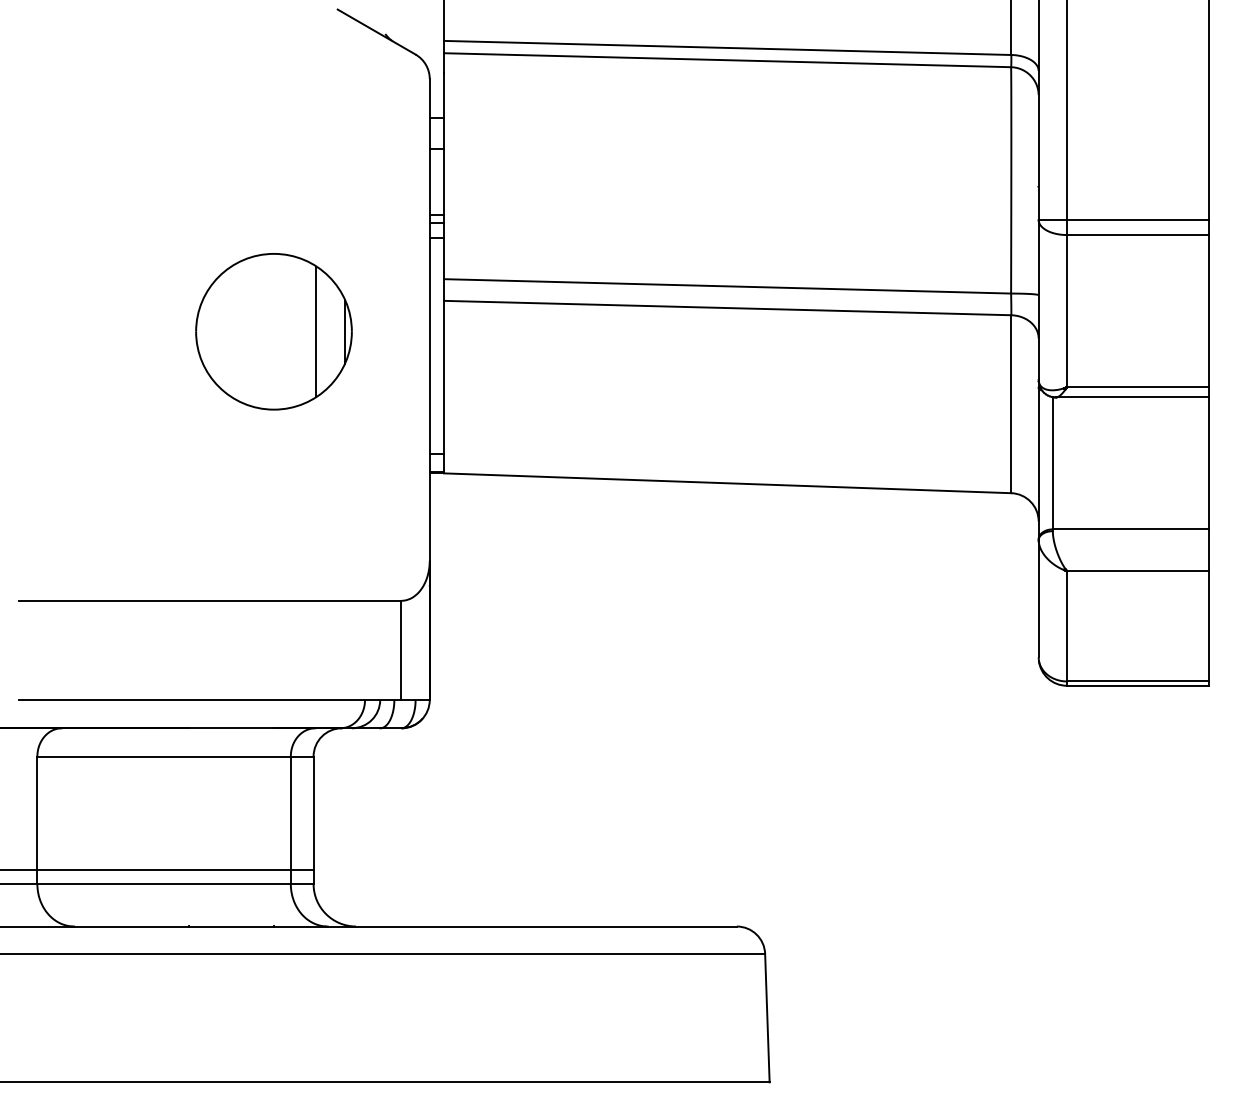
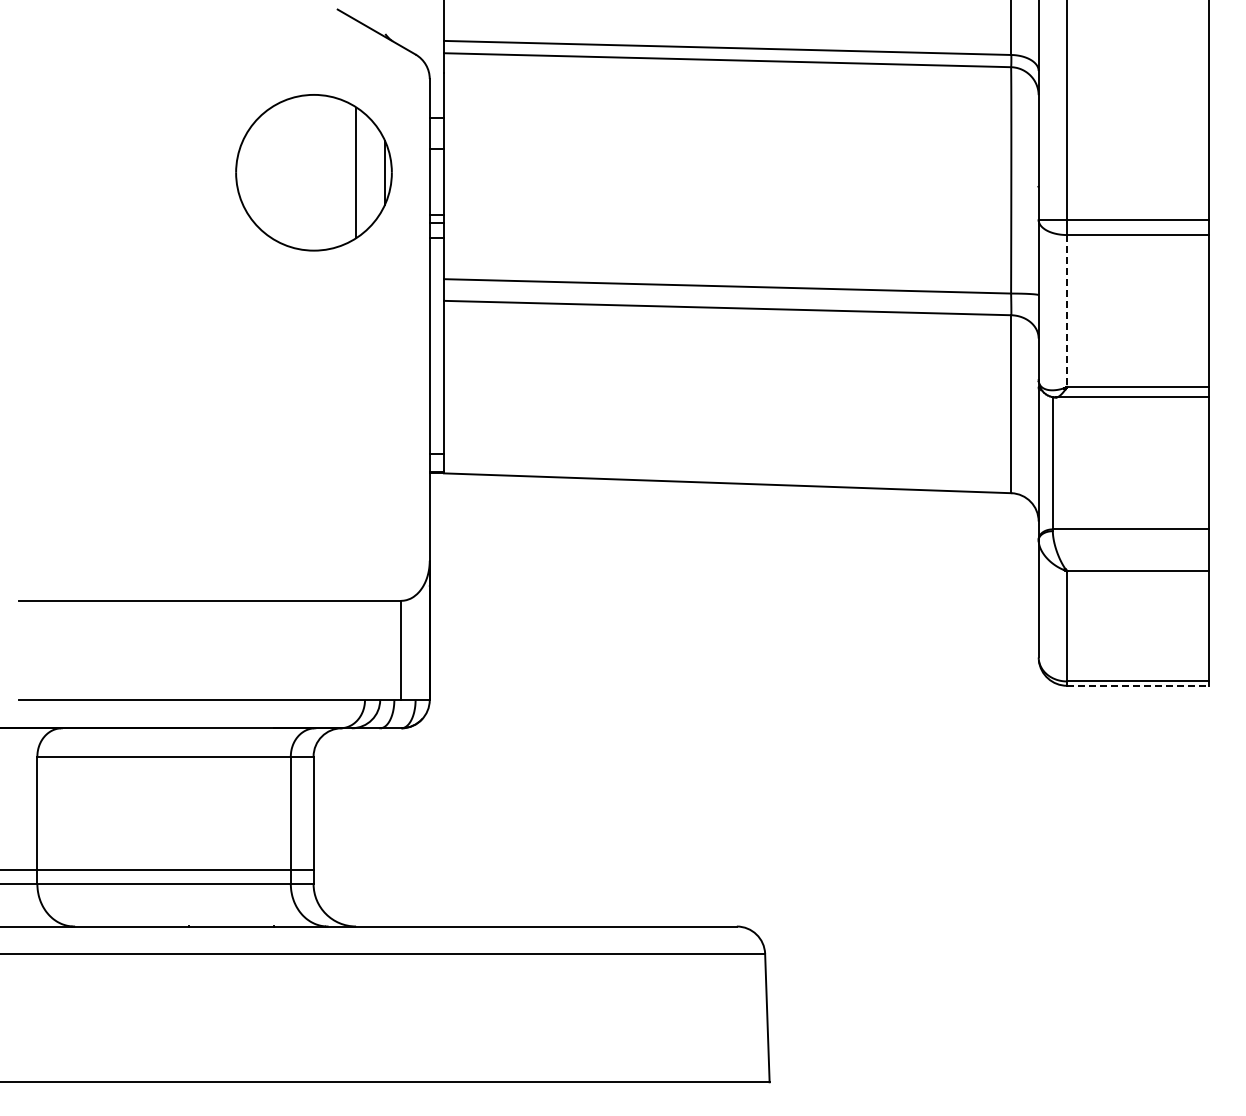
line: solid -> dashed (1067, 311)
part position: (273, 331) -> (313, 172) (313, 172)
line: solid -> dashed (1137, 685)
